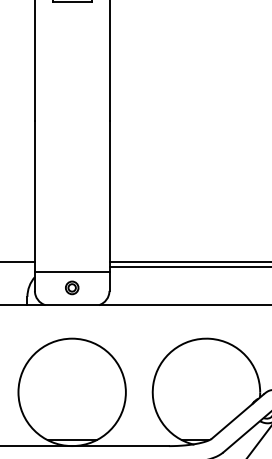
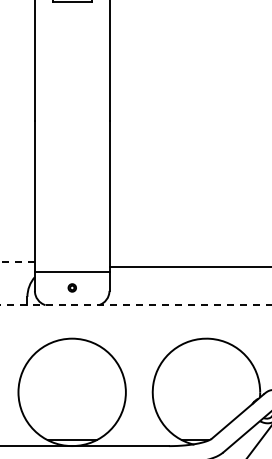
line: solid -> dashed (17, 261)
line: present -> none (188, 261)
part size: 15x16 px -> 10x10 px (71, 287)
line: solid -> dashed (136, 305)
